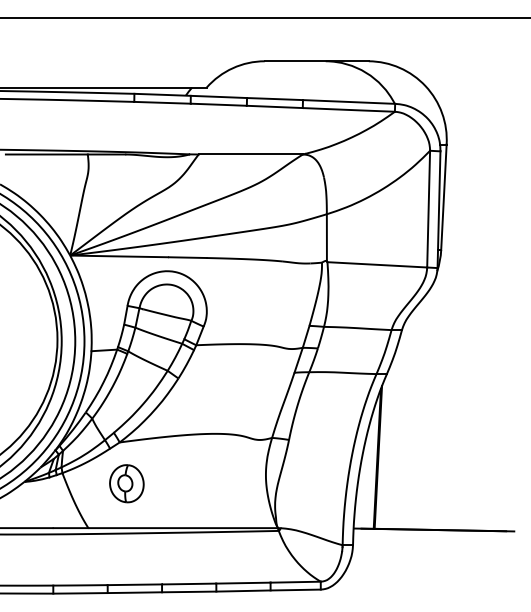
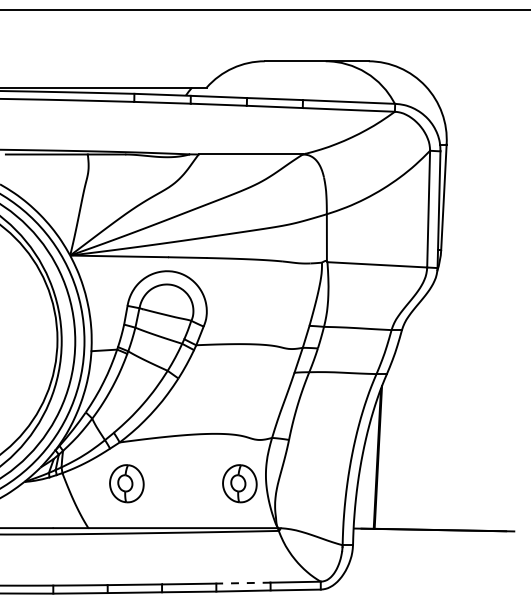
line position: (264, 18) -> (264, 10) (264, 10)
part: none -> present (239, 483)
line: solid -> dashed (242, 583)
